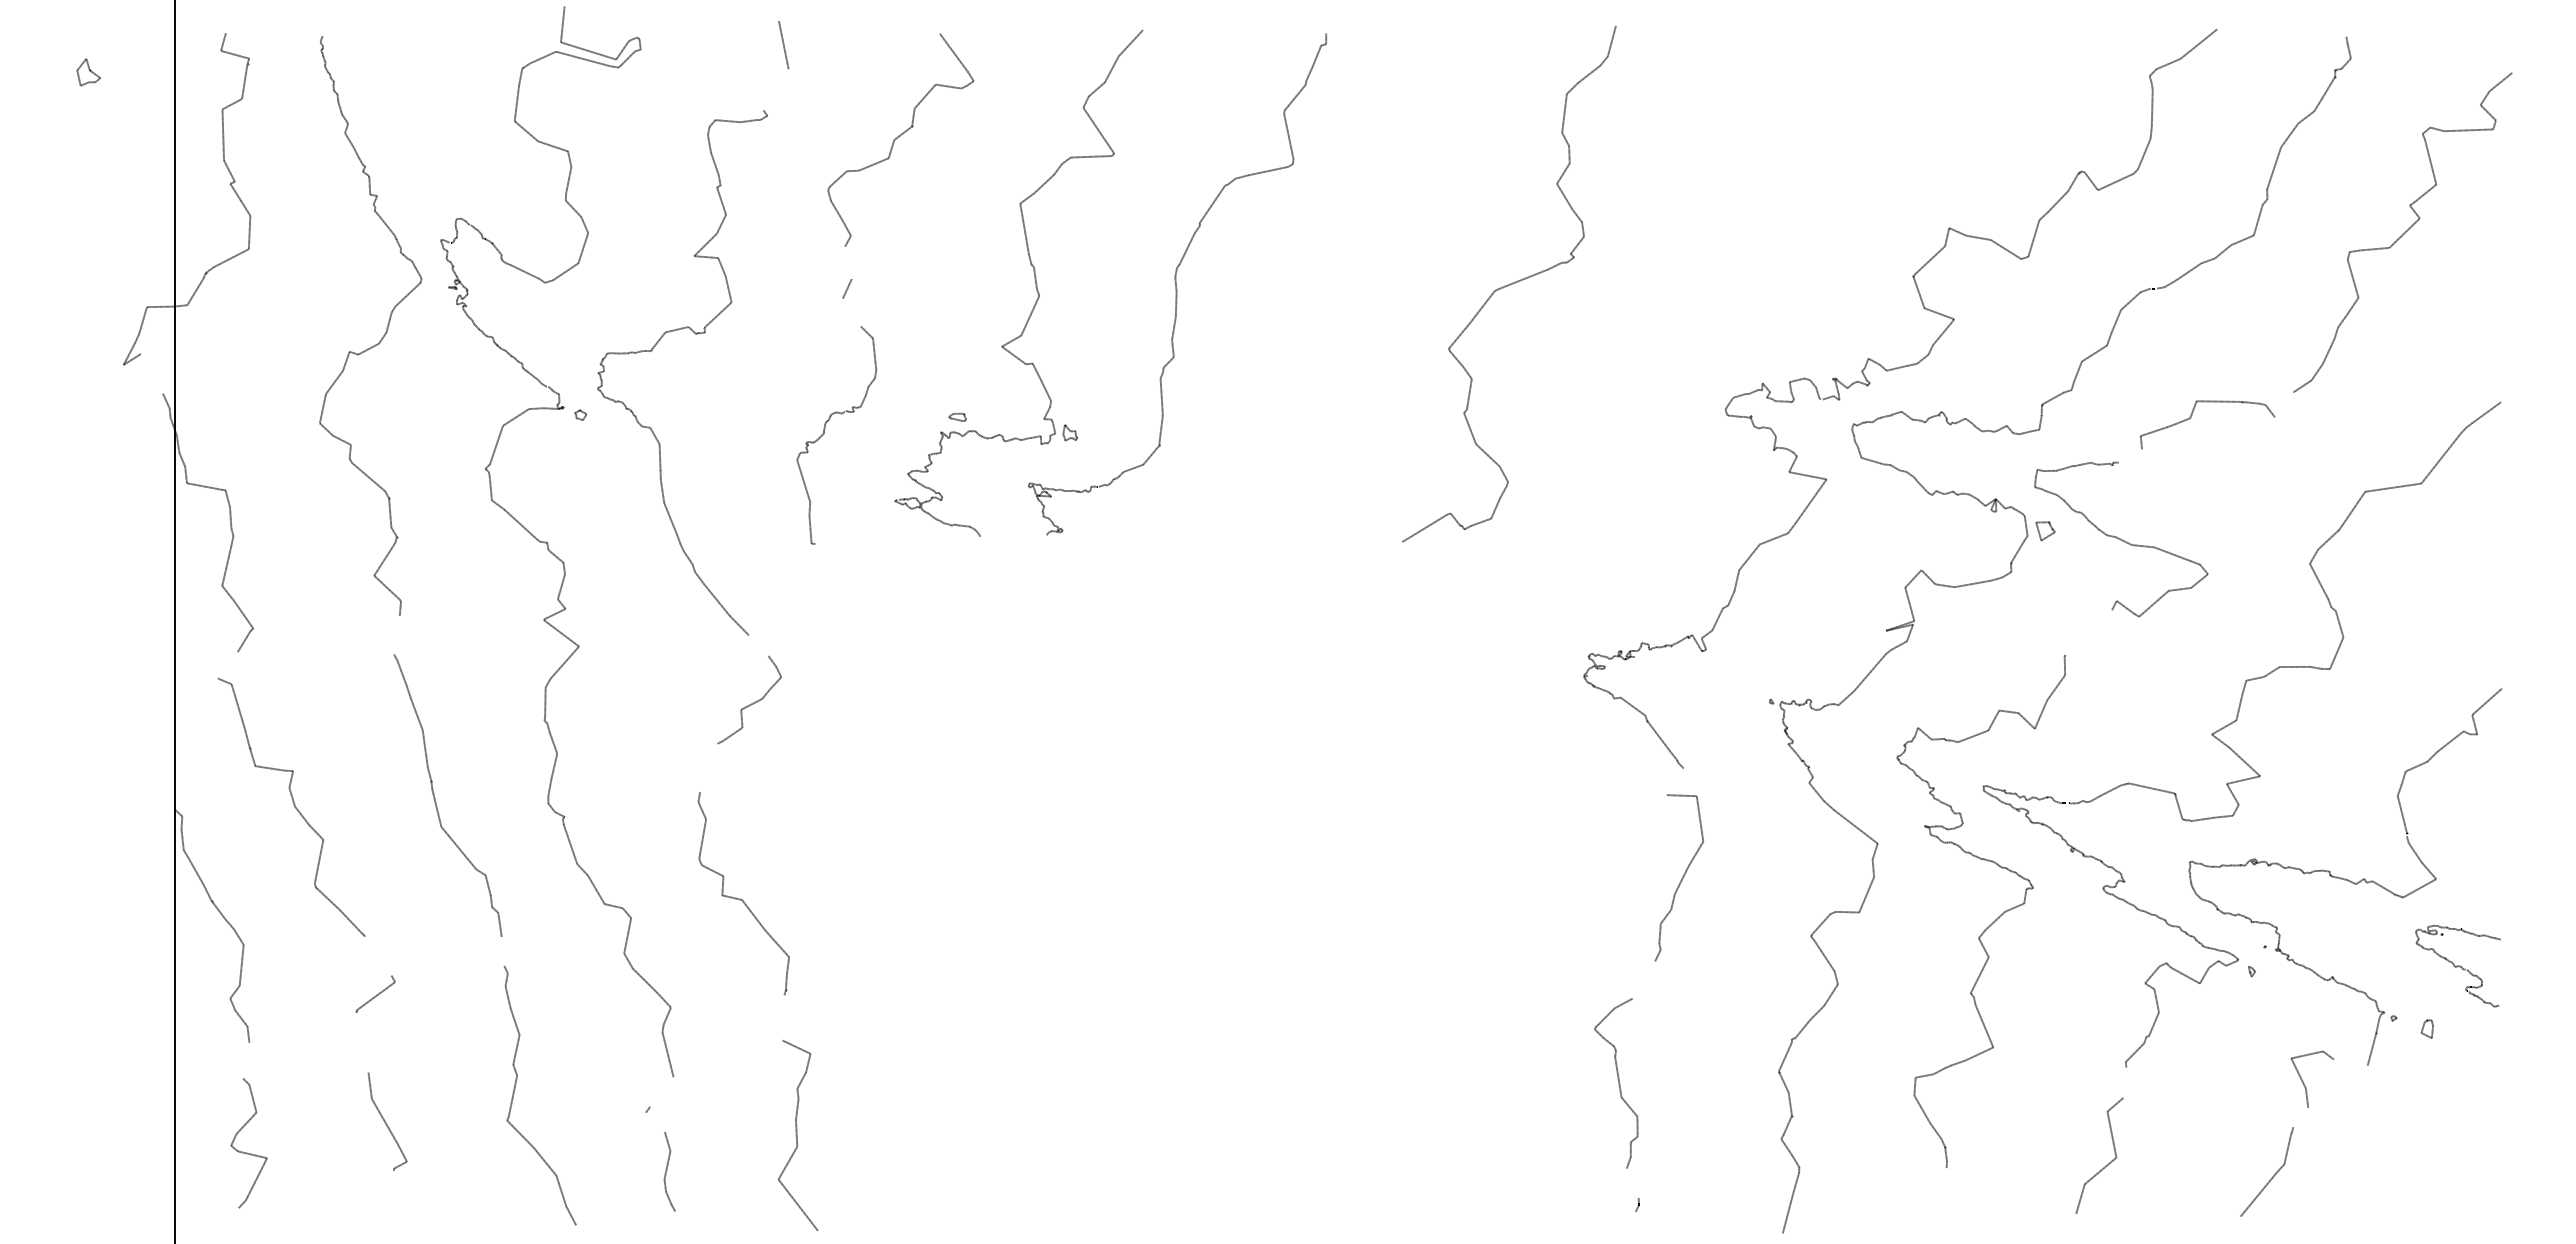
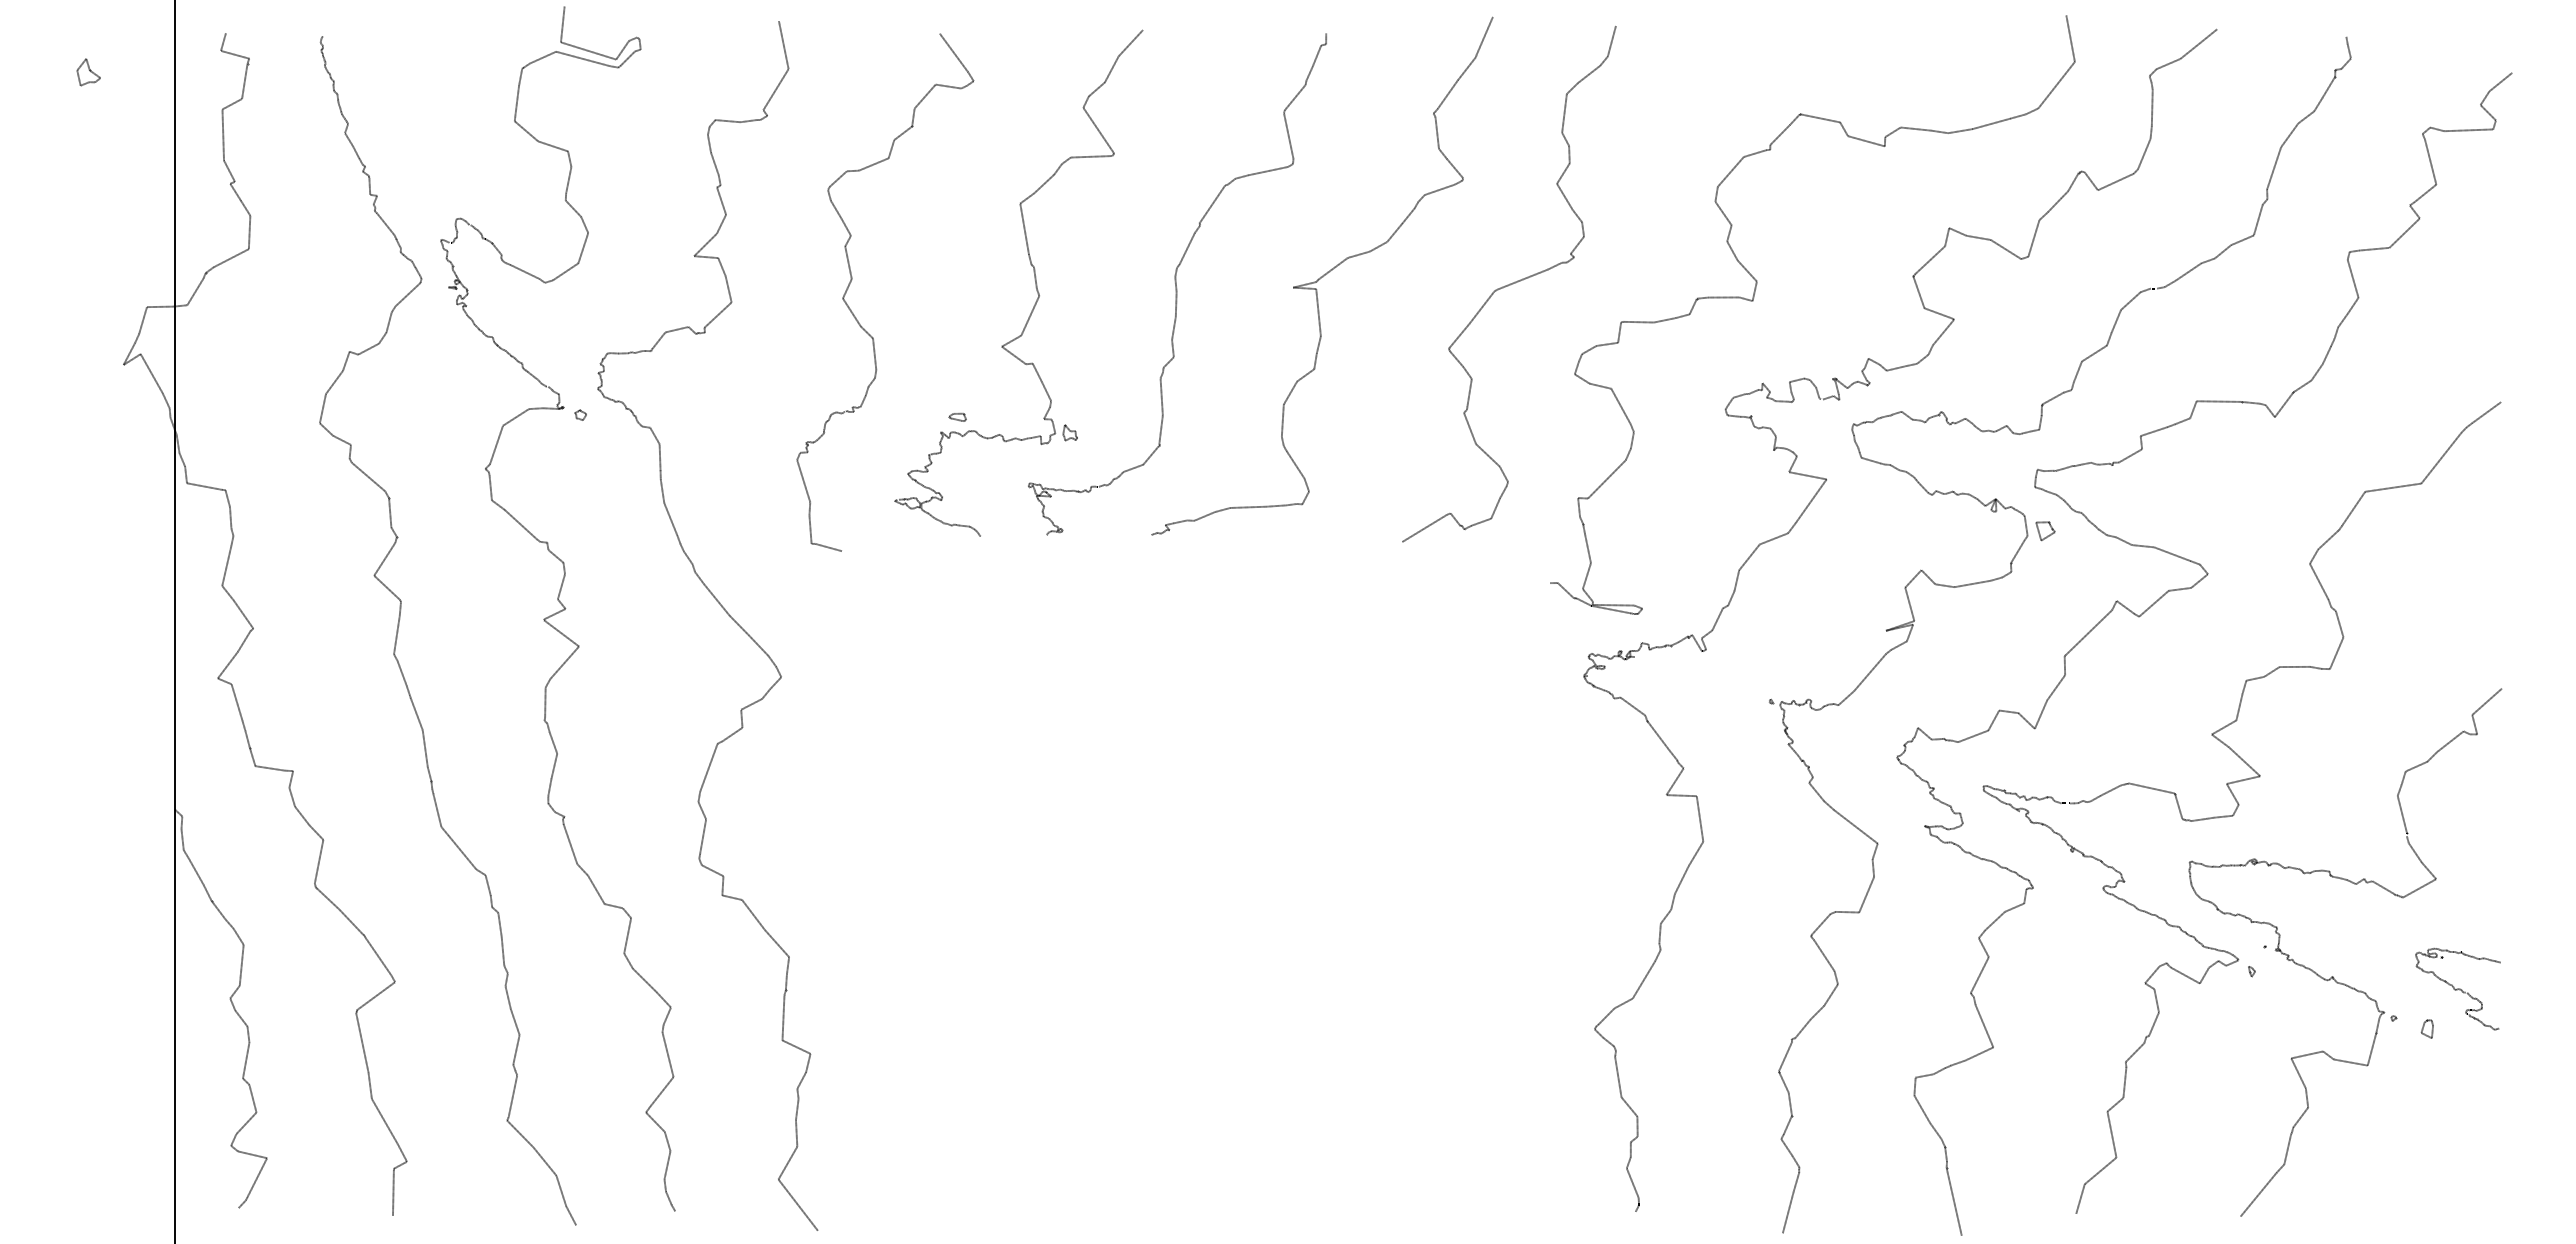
line: none -> present (775, 89)
line: none -> present (848, 262)
part: none -> present (1322, 275)
part: none -> present (1753, 301)
line: none -> present (851, 312)
line: none -> present (151, 373)
line: none -> present (2283, 404)
line: none -> present (2130, 455)
line: none -> present (828, 547)
line: none -> present (2088, 632)
line: none -> present (396, 634)
line: none -> present (758, 645)
line: none -> present (227, 665)
line: none -> present (708, 767)
line: none -> present (1674, 781)
line: none -> present (502, 950)
line: none -> present (377, 955)
part position: (2457, 966) -> (2457, 989) (2457, 989)
line: none -> present (1643, 979)
line: none -> present (783, 1017)
line: none -> present (362, 1042)
line: none -> present (245, 1060)
line: none -> present (2350, 1062)
line: none -> present (2124, 1082)
line: none -> present (661, 1091)
line: none -> present (2300, 1117)
line: none -> present (655, 1121)
line: none -> present (1632, 1182)
line: none -> present (392, 1192)
line: none -> present (1953, 1201)
